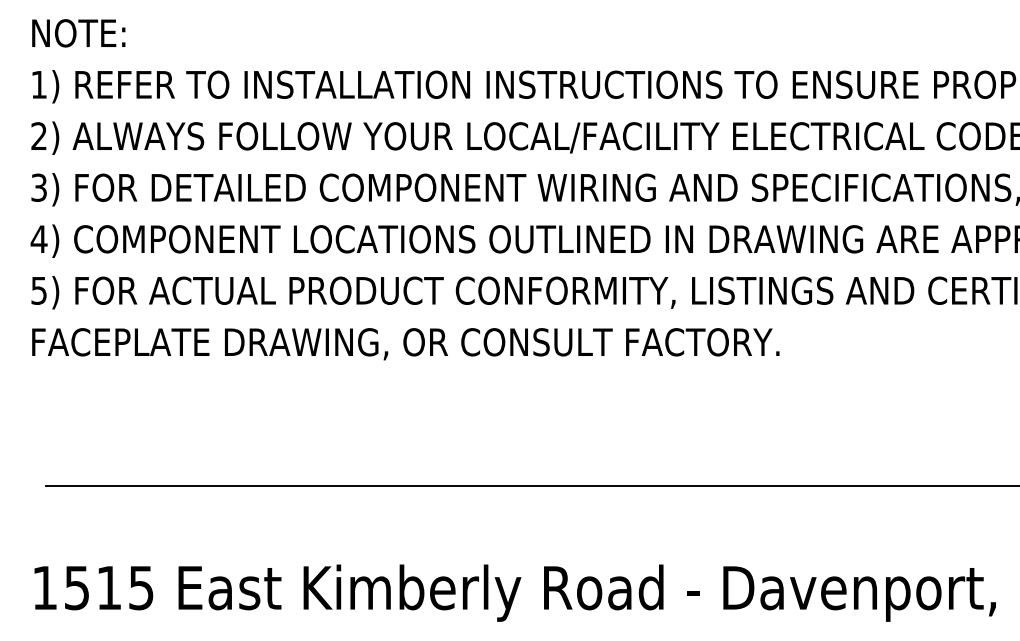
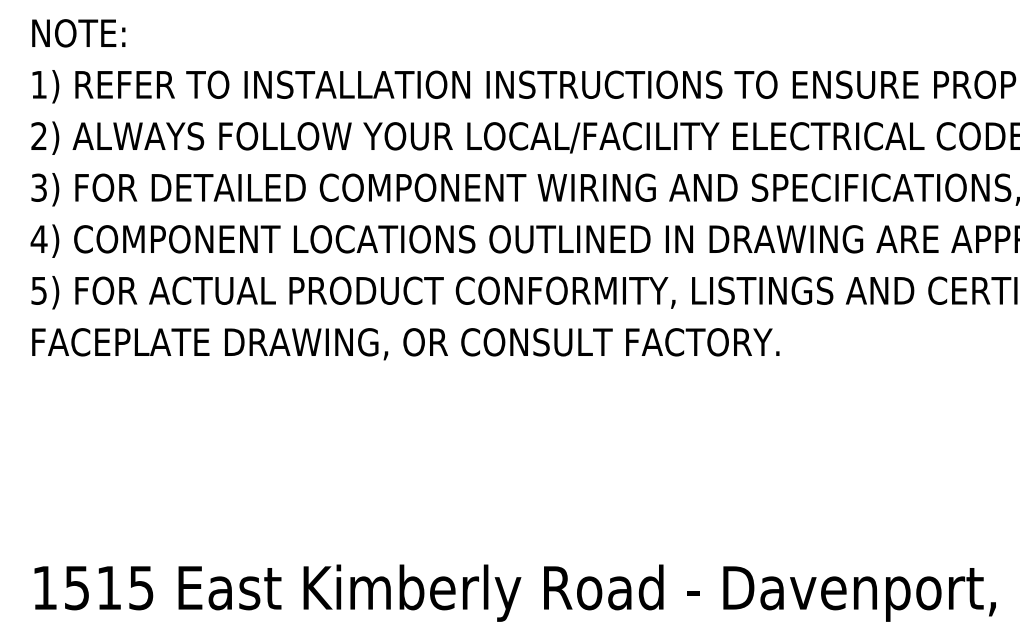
line: present -> none (530, 485)
